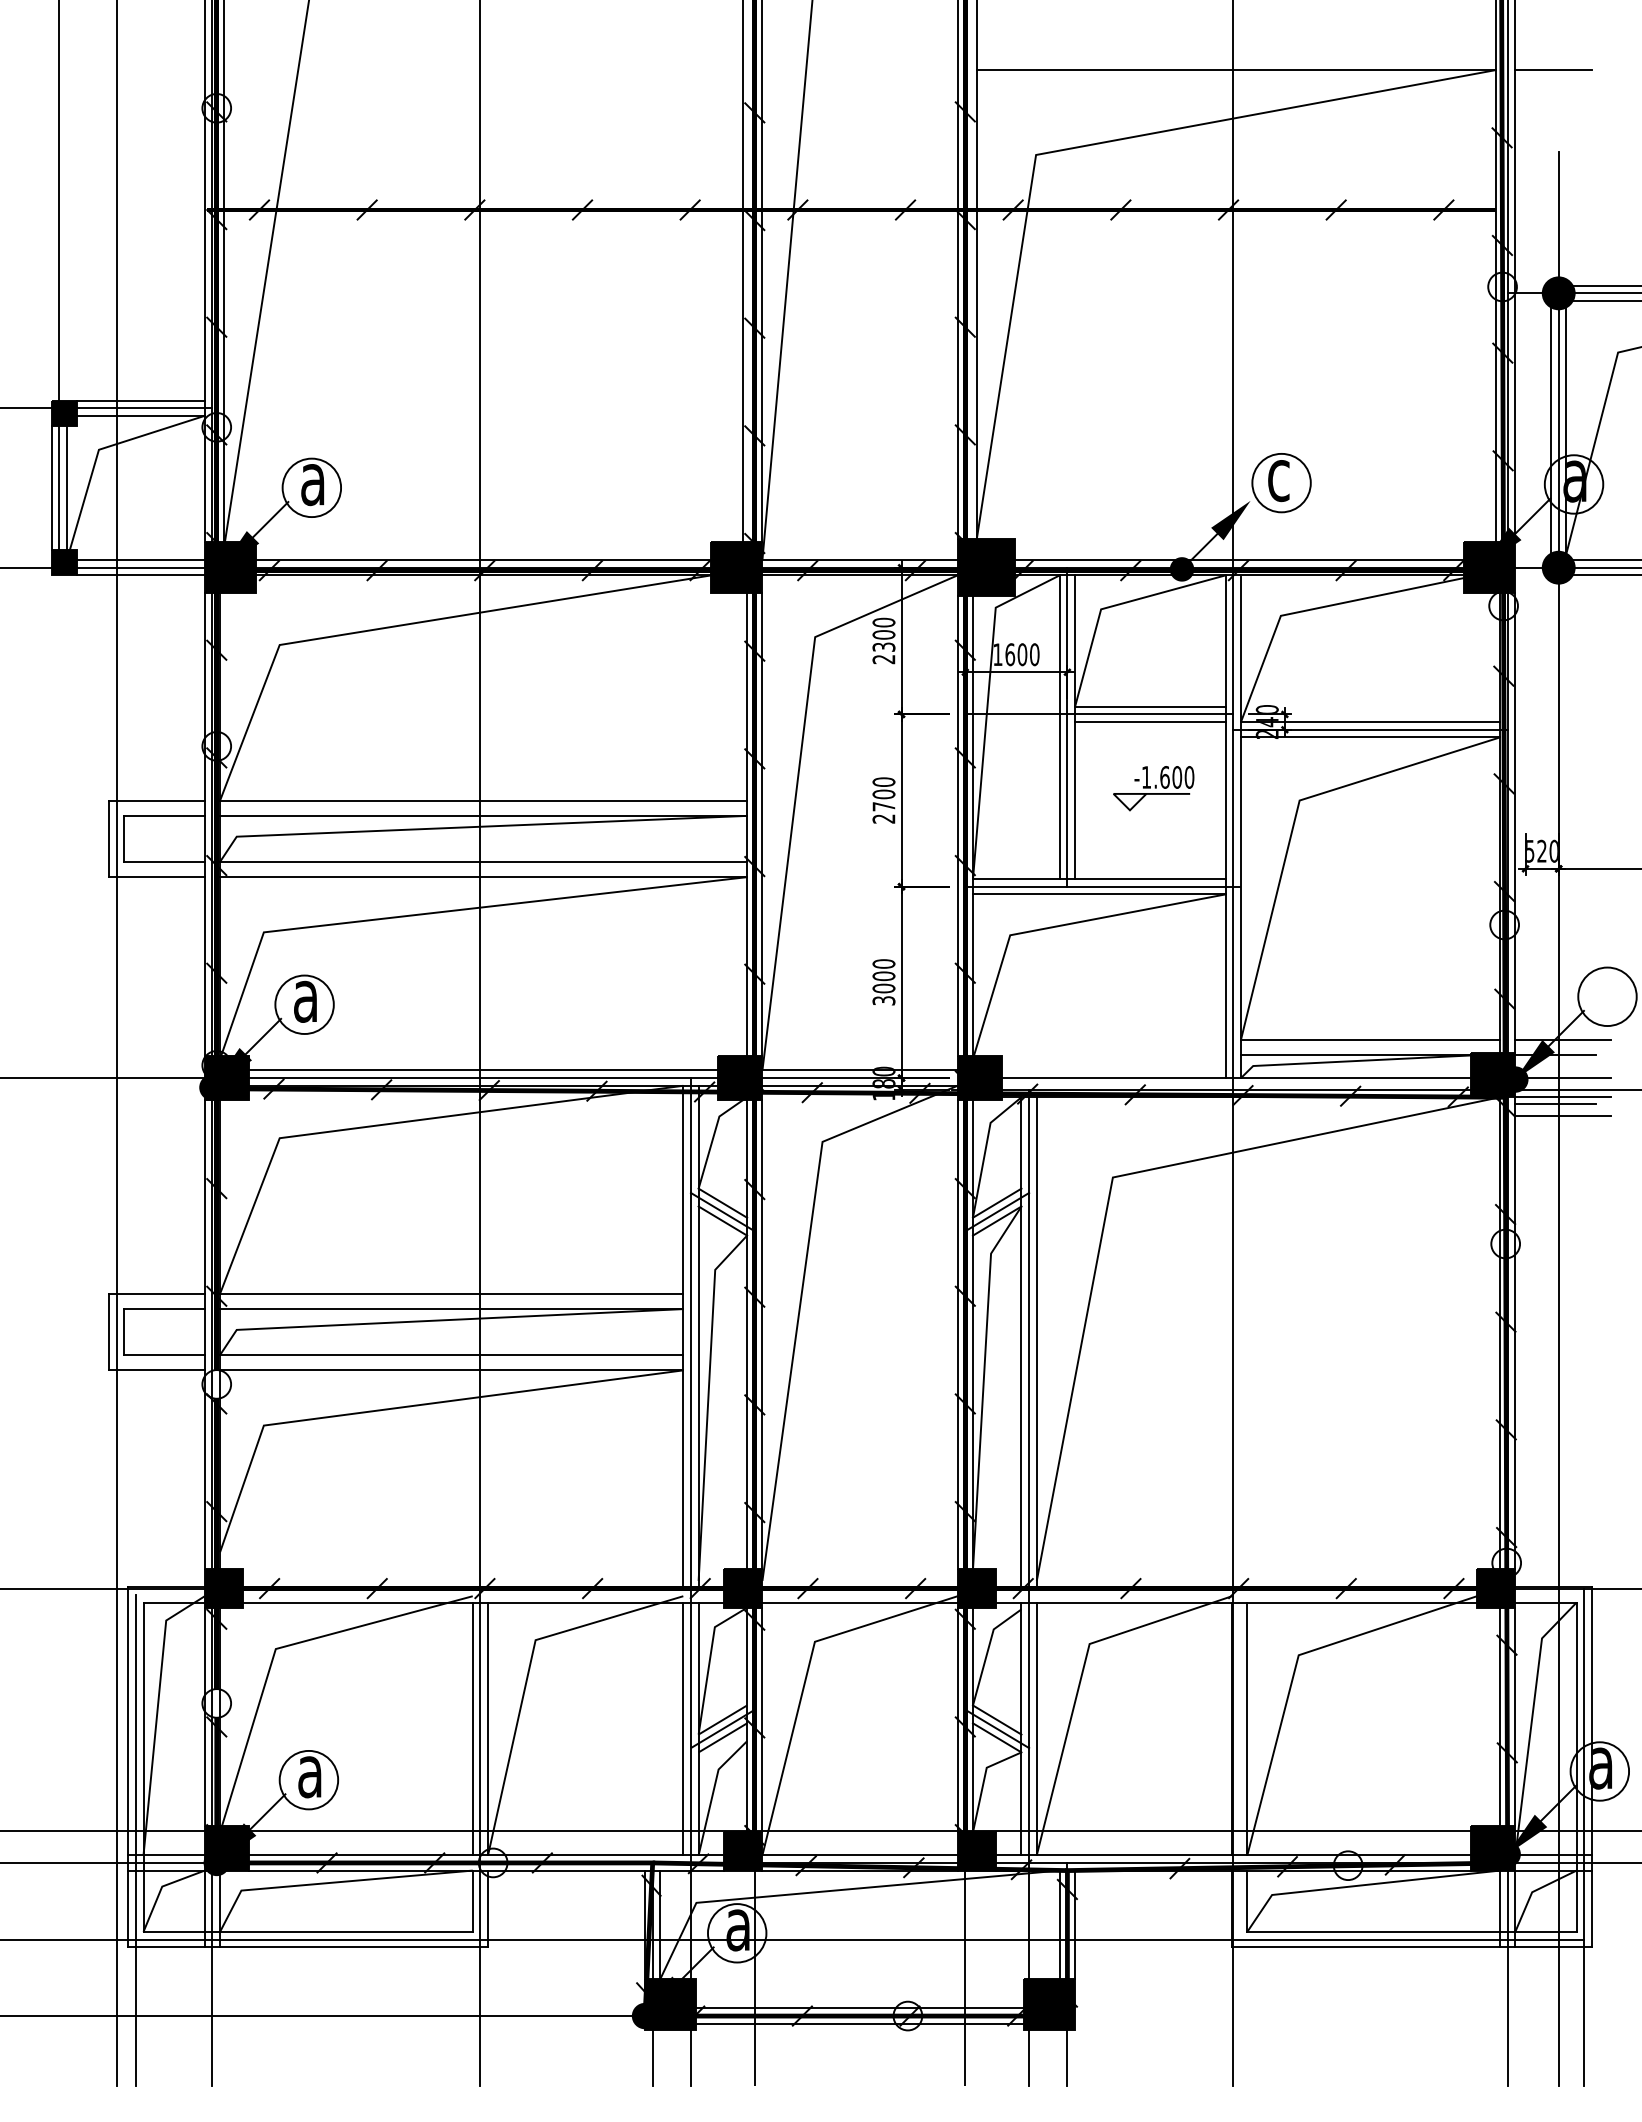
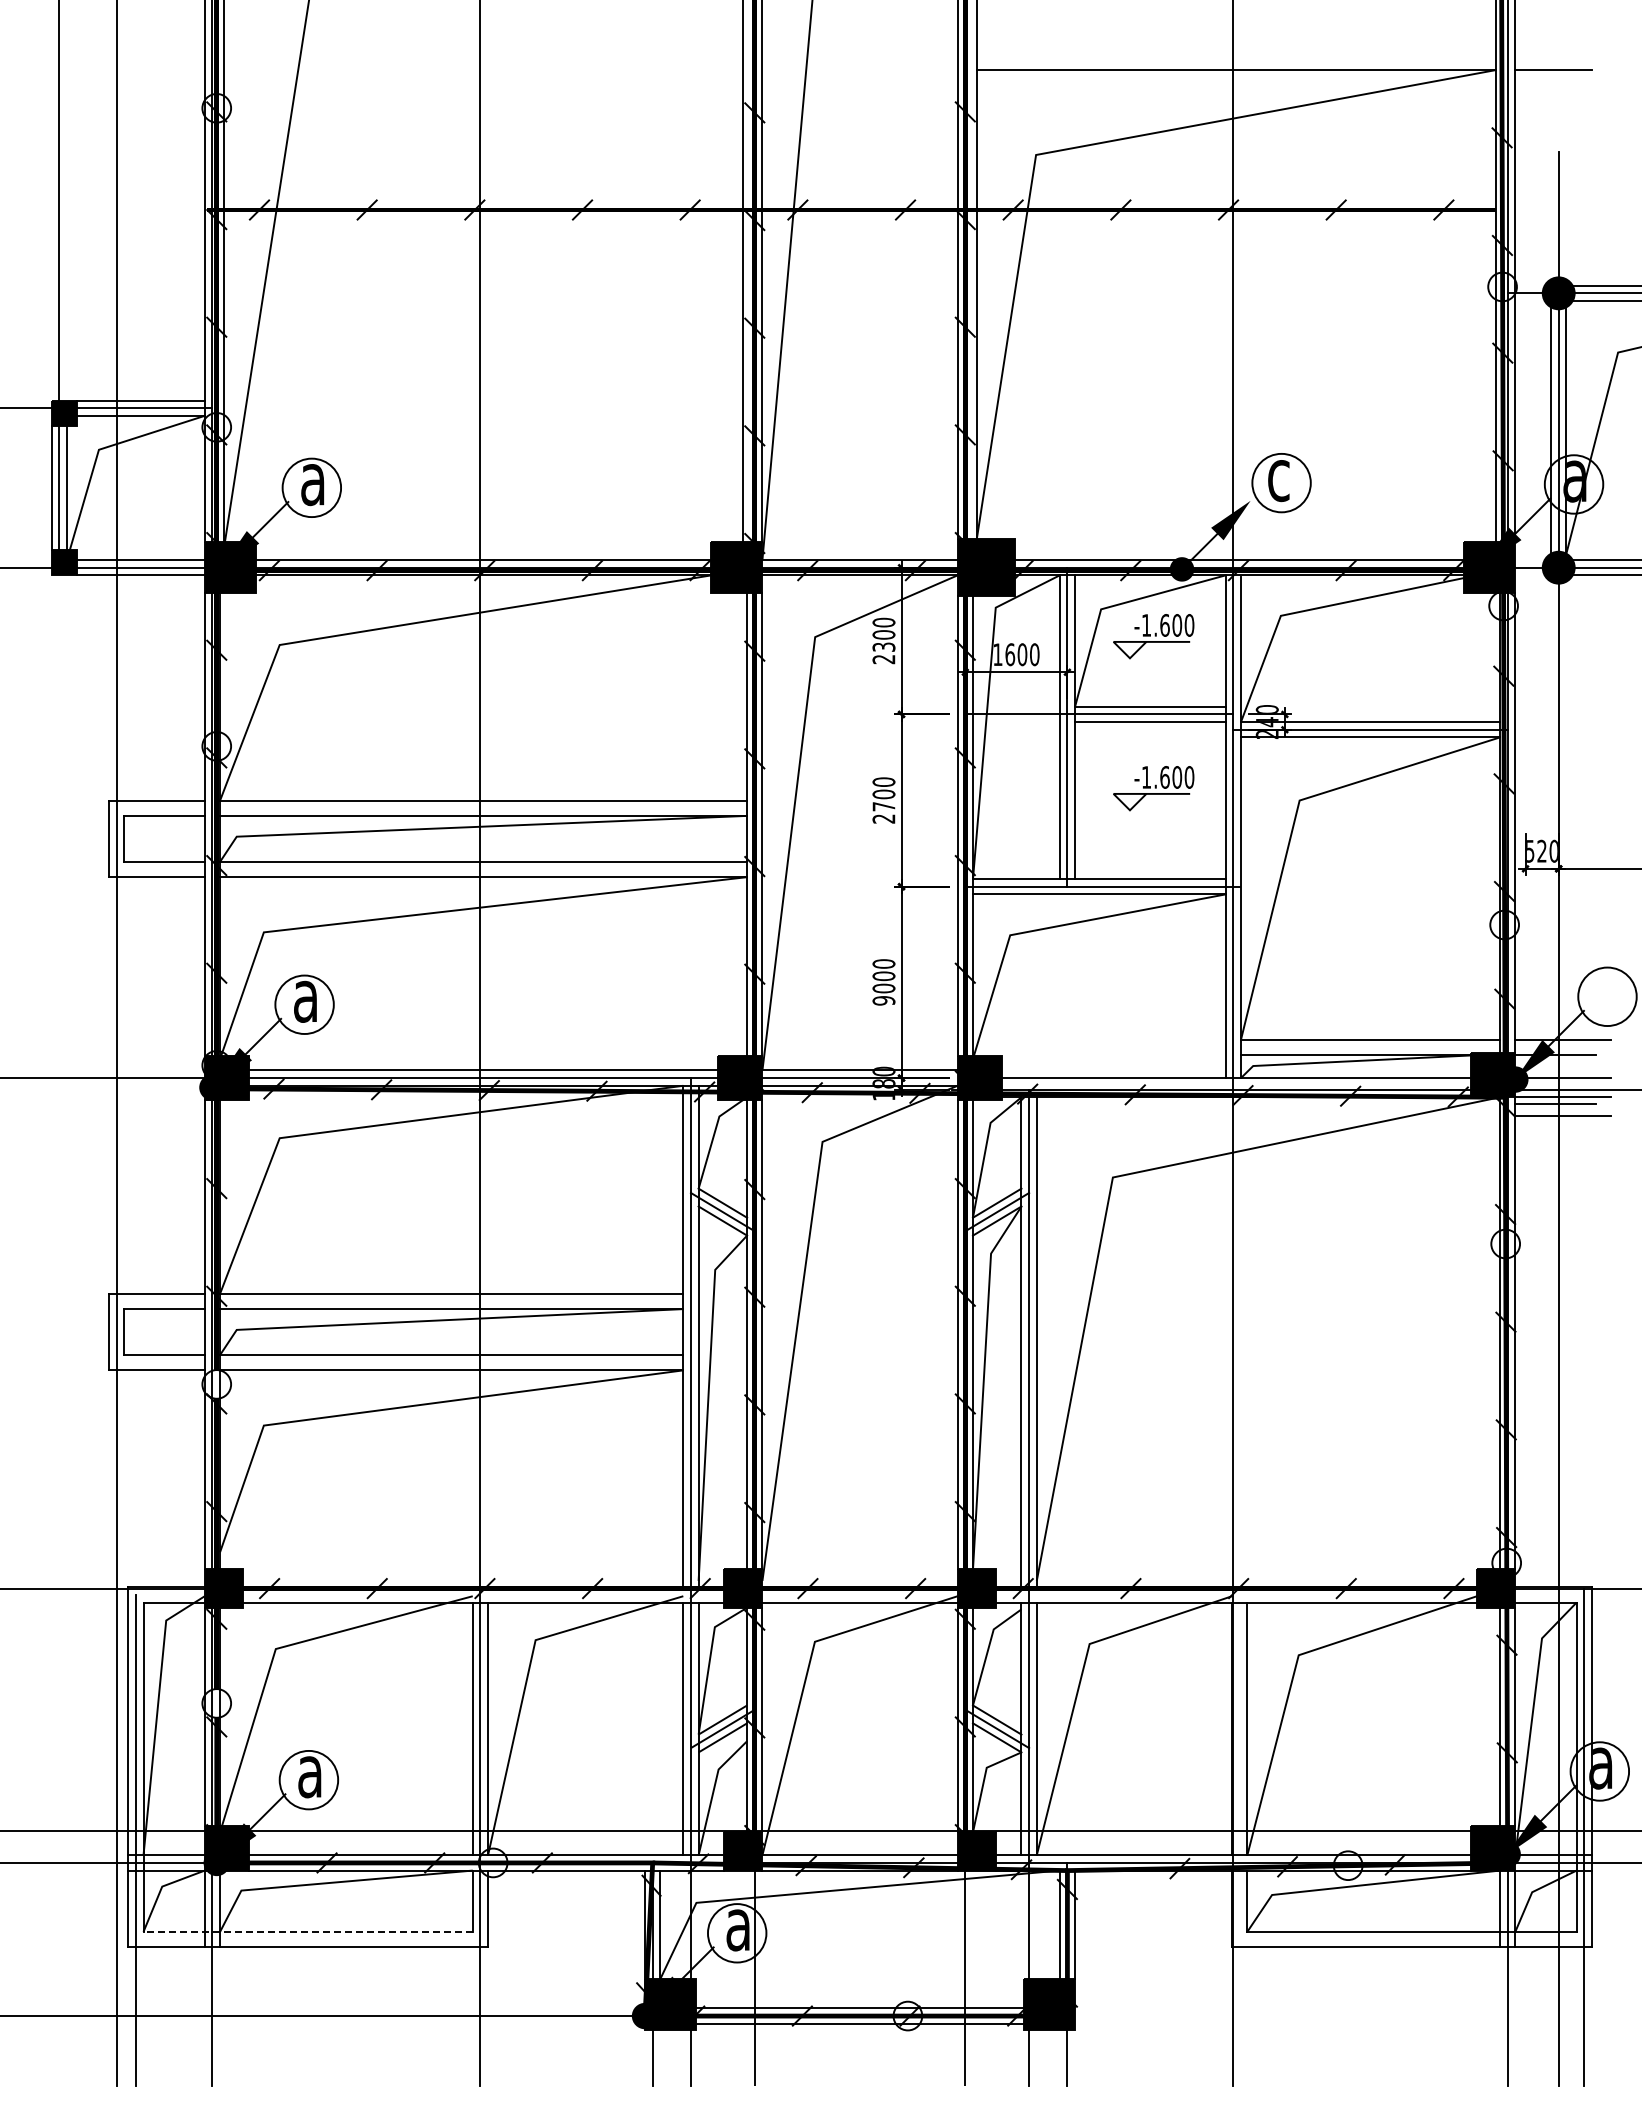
part: none -> present (1153, 636)
text: 3000 -> 9000 (883, 1000)
line: solid -> dashed (308, 1931)
line: present -> none (793, 1939)
